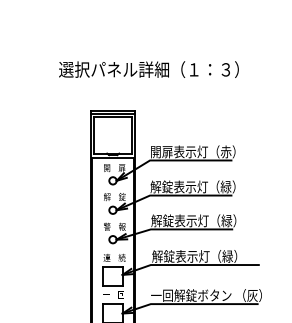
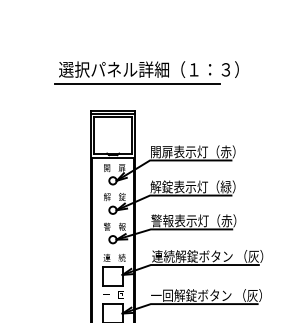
line: none -> present (137, 84)
text: 解錠表示灯（緑） -> 警報表示灯（赤） (191, 220)
text: 解錠表示灯（緑） -> 連続解錠ボタン （灰） (207, 256)
